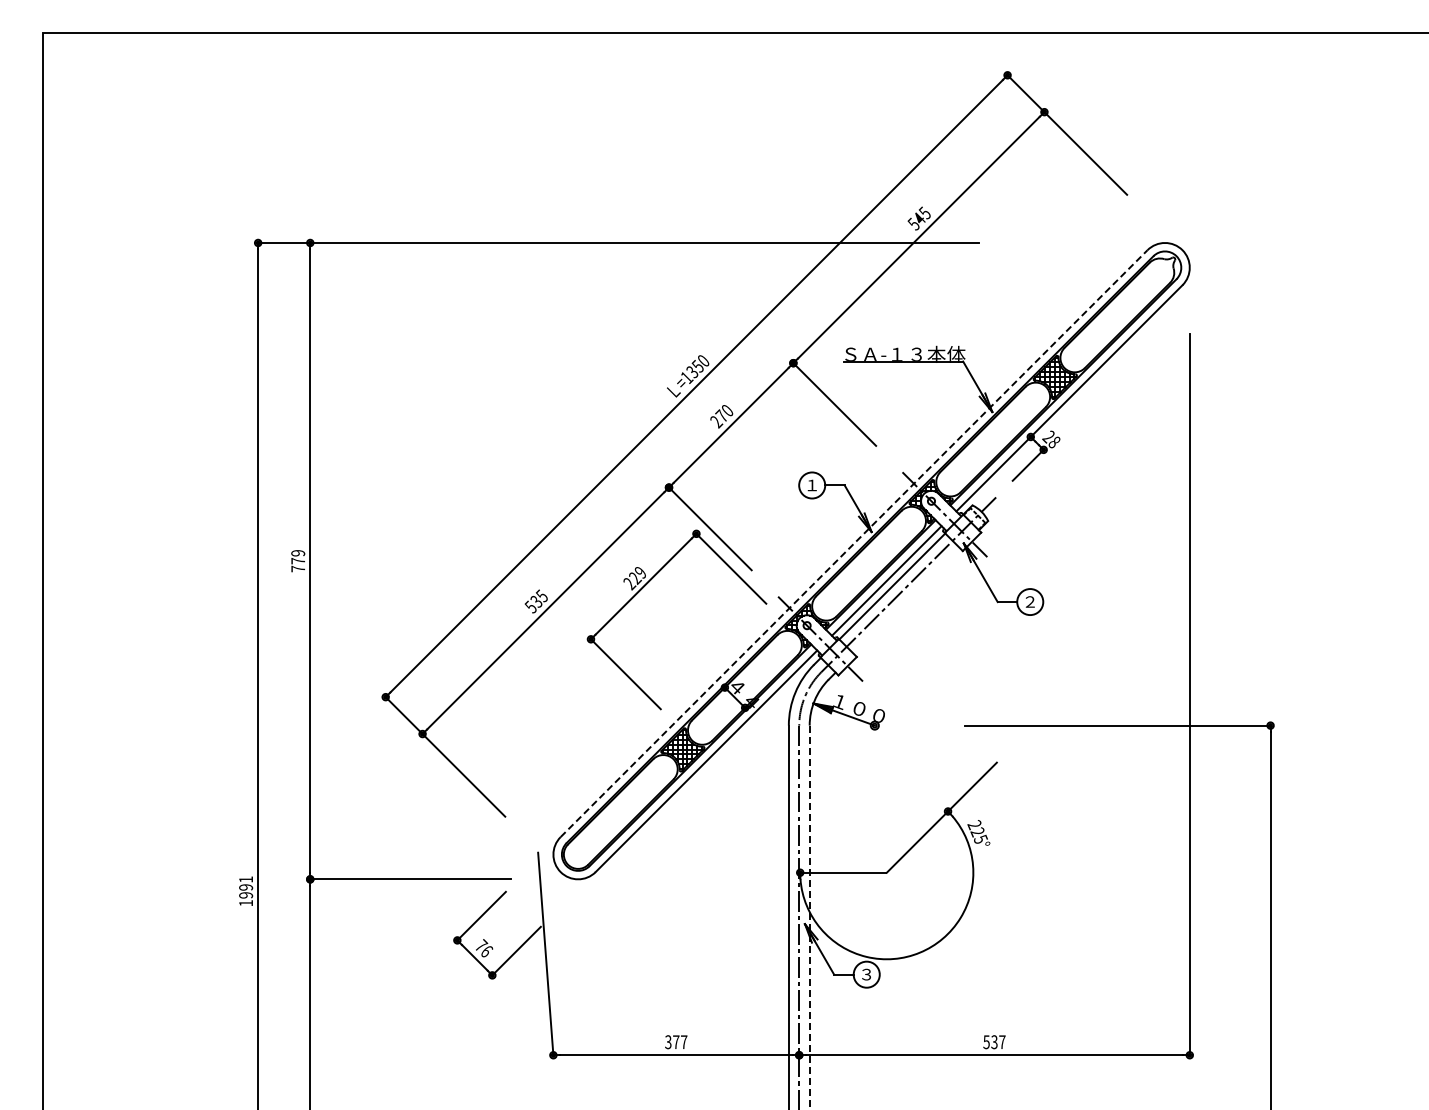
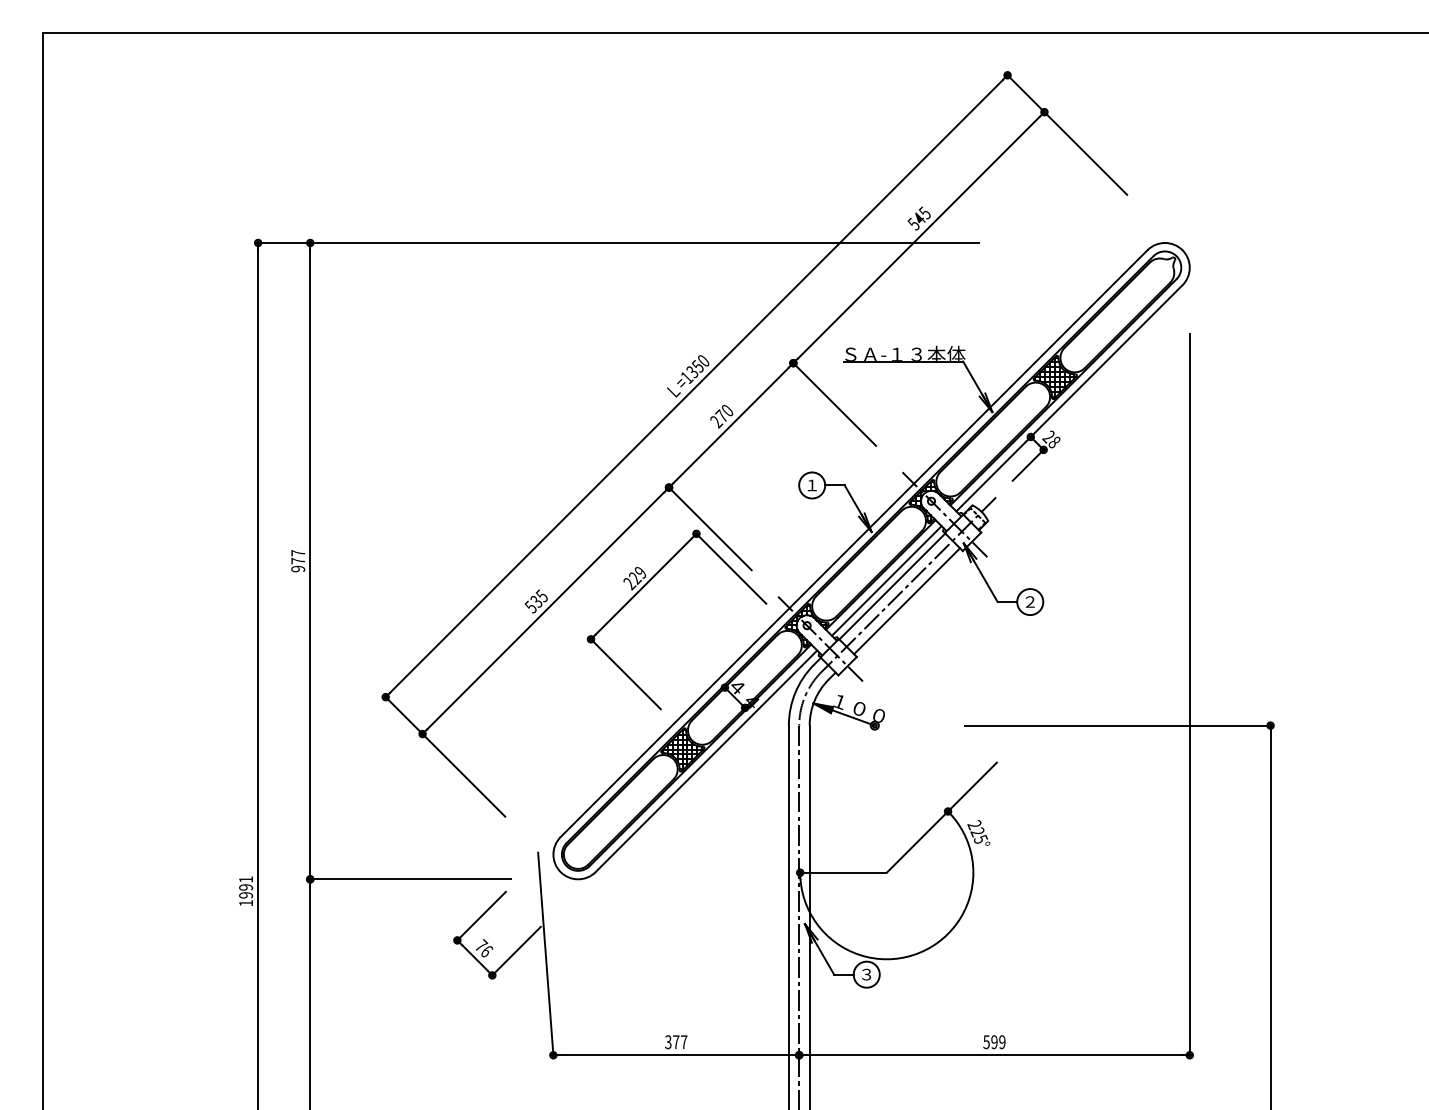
line: dashed -> solid (854, 543)
text: 779 -> 977 (298, 561)
line: none -> present (907, 601)
line: dashed -> solid (809, 917)
text: 537 -> 599 (998, 1042)
